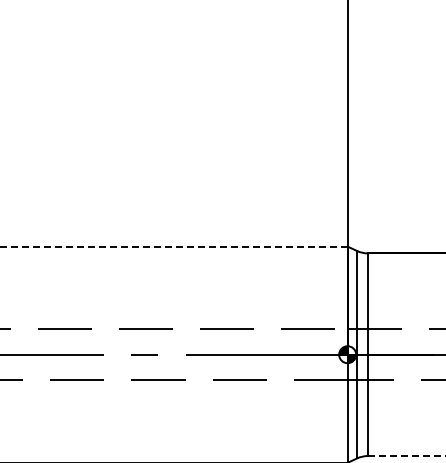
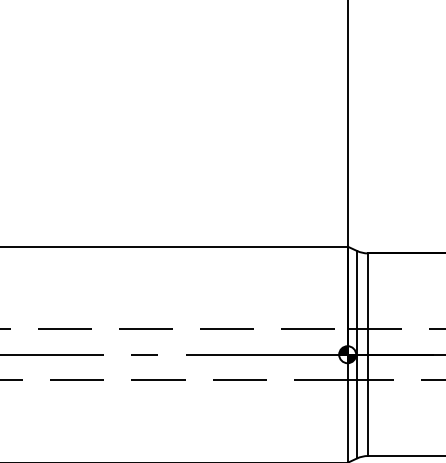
line: dashed -> solid (173, 246)
line: dashed -> solid (406, 456)
